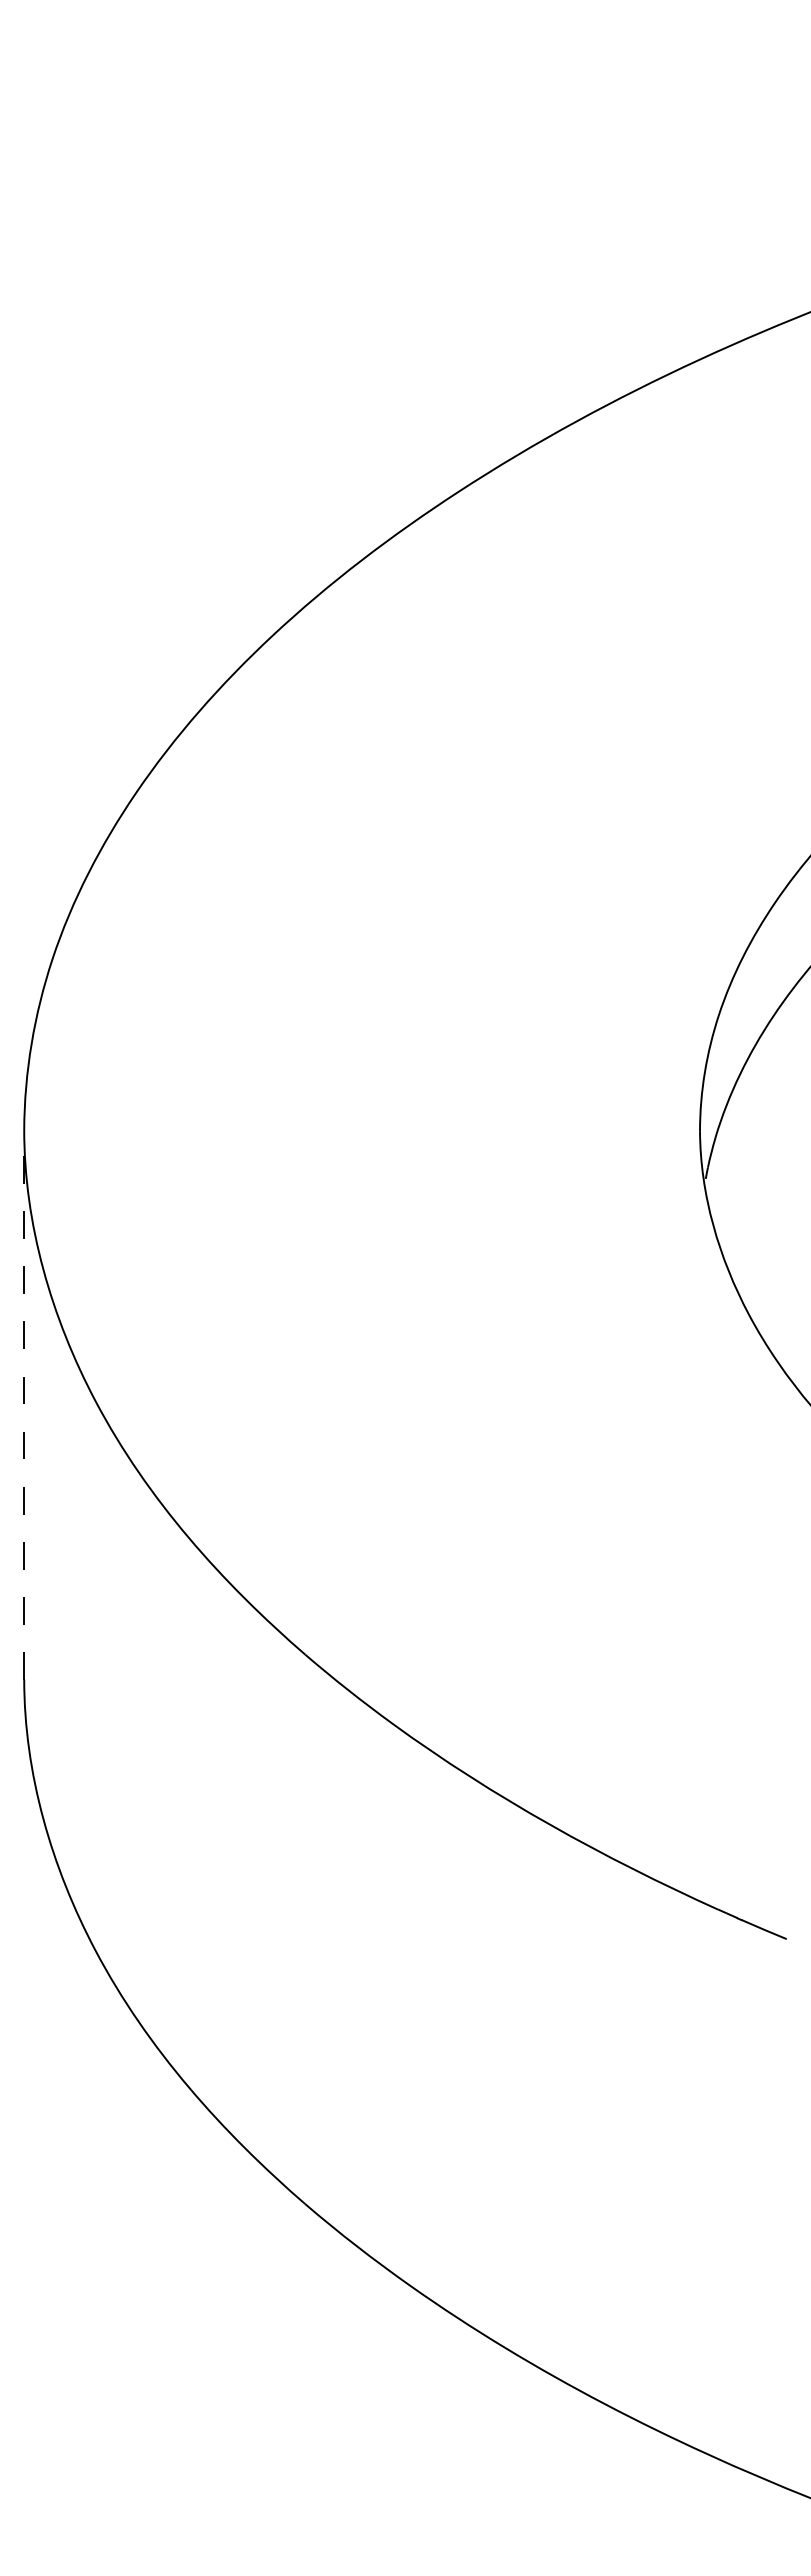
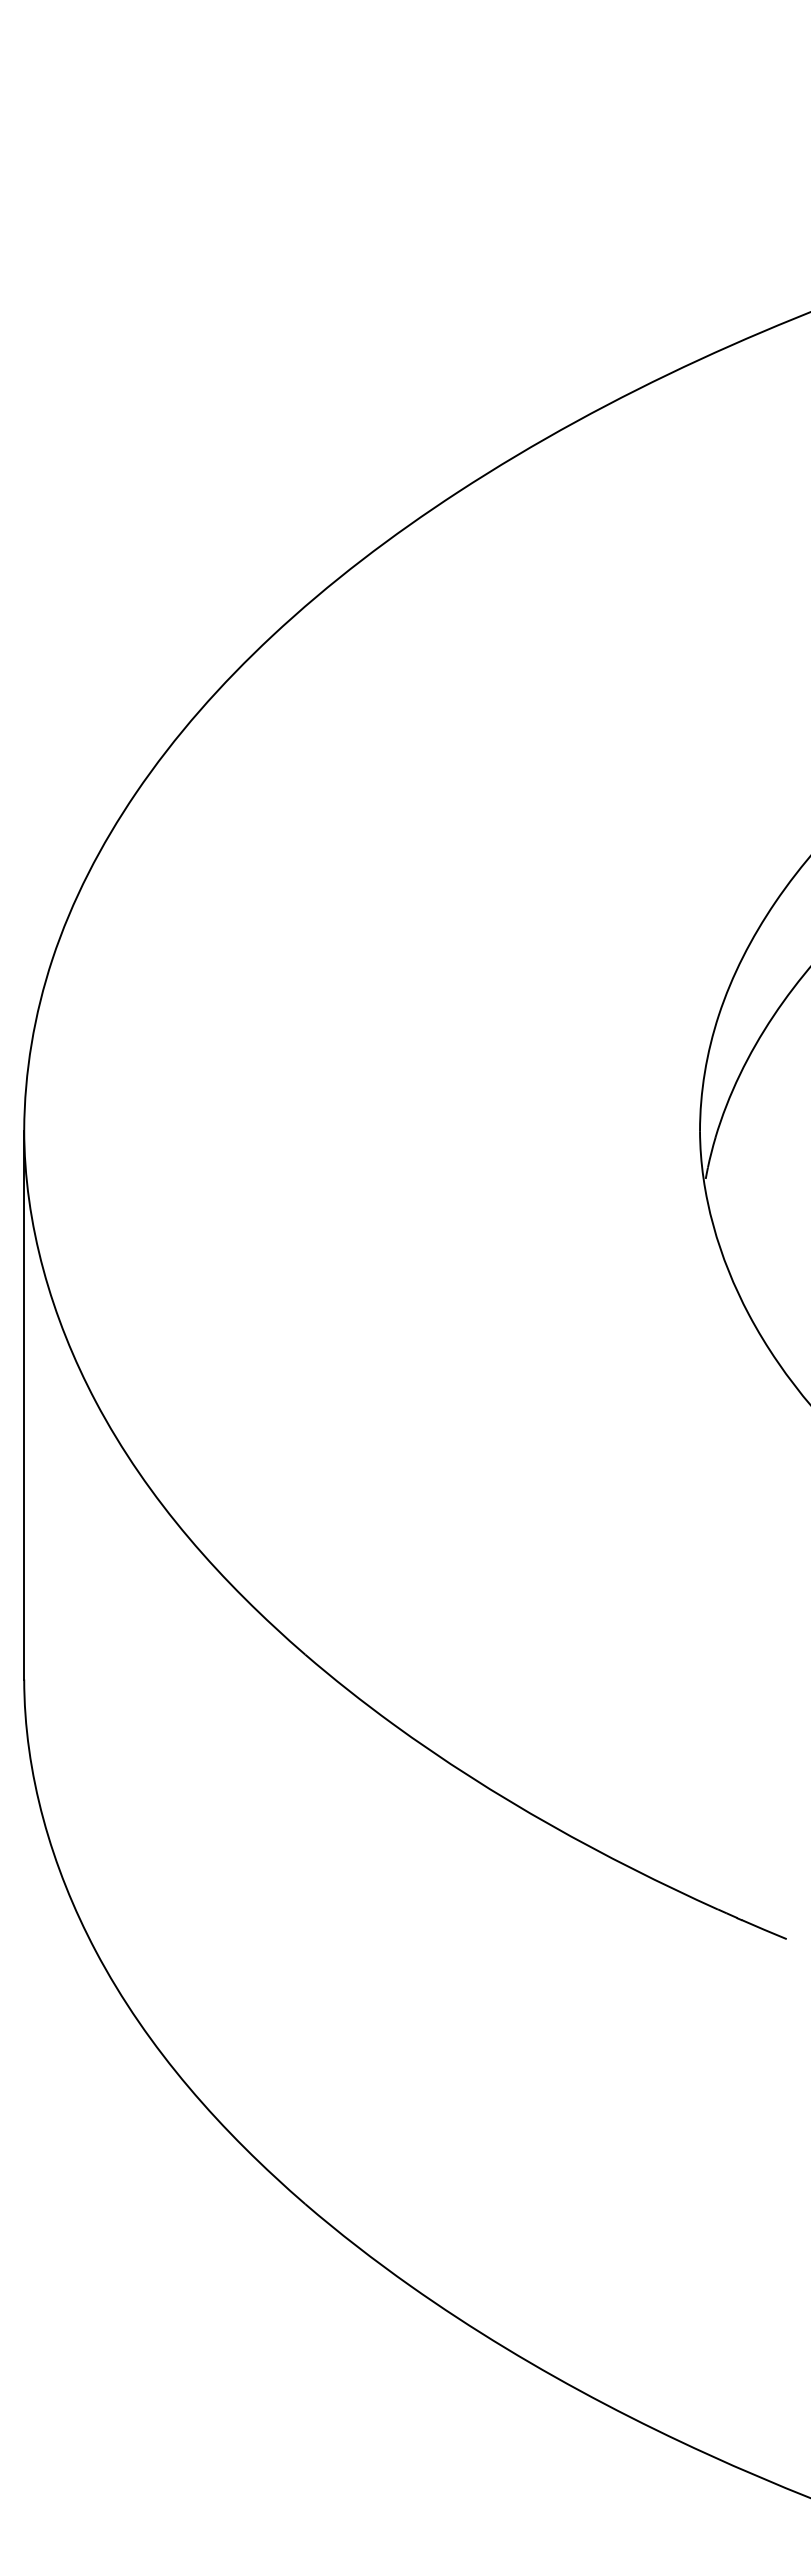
line: dashed -> solid (24, 1405)
